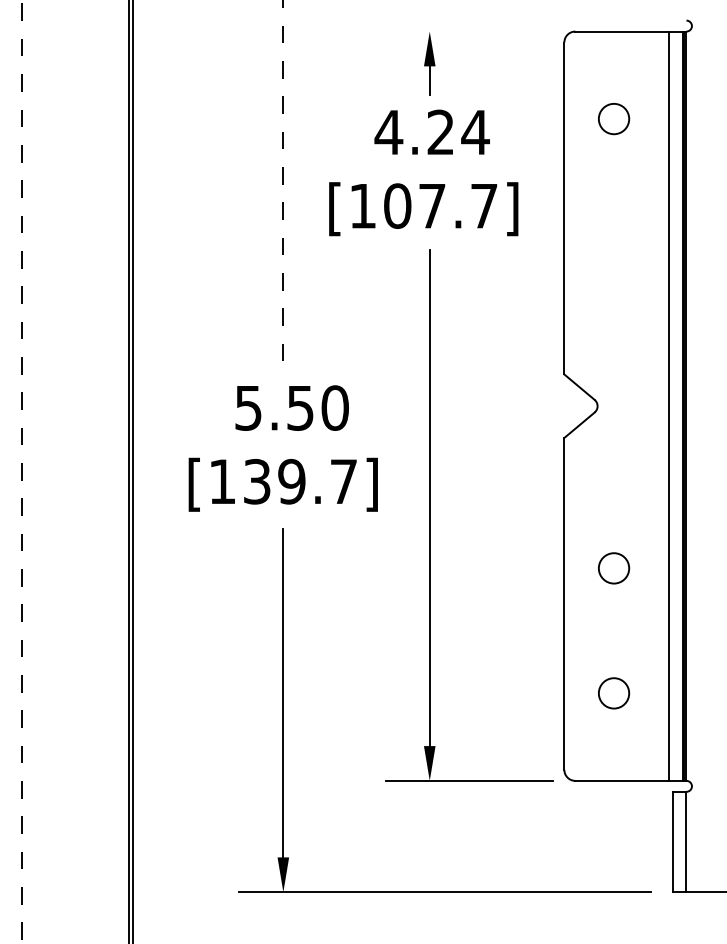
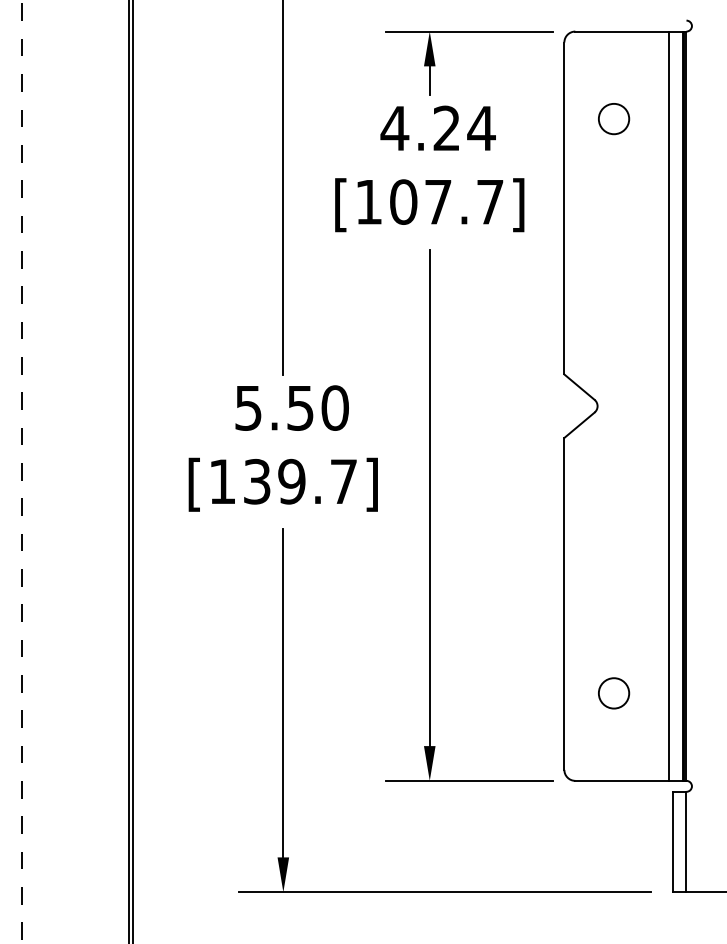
line: none -> present (469, 31)
text position: (423, 172) -> (429, 168) (429, 168)
line: dashed -> solid (283, 187)
circle: present -> none (614, 568)
